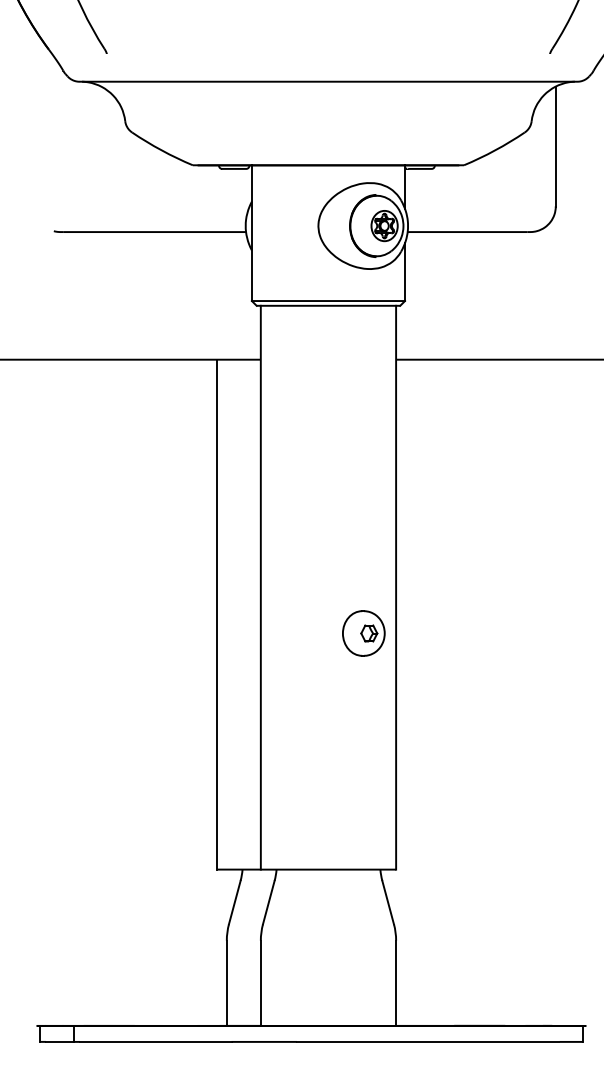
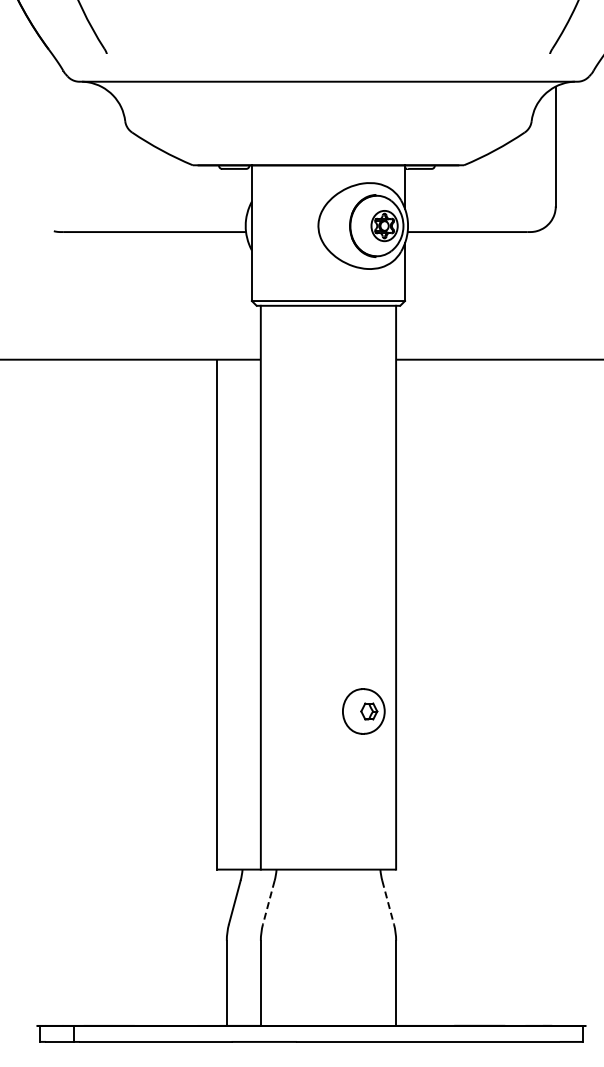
part position: (363, 633) -> (363, 711) (363, 711)
line: solid -> dashed (268, 903)
line: solid -> dashed (388, 903)
